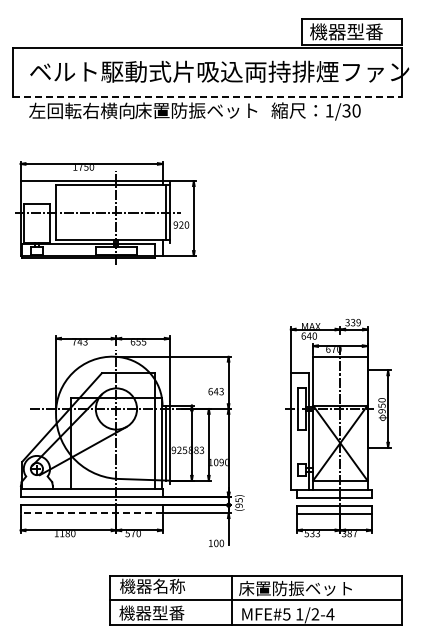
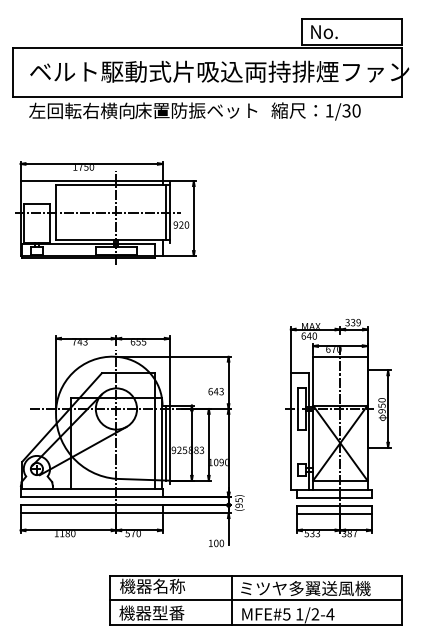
text: 機器型番 -> No. (346, 31)
line: dashed -> solid (207, 96)
line: dashed -> solid (91, 513)
text: 床置防振ベット -> ミツヤ多翼送風機 (304, 588)
